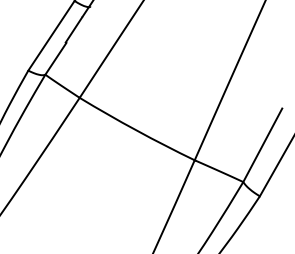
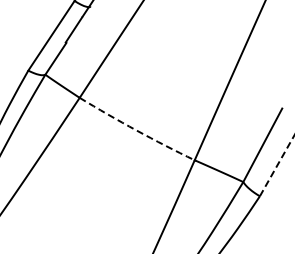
arc: solid -> dashed (136, 130)
line: solid -> dashed (277, 165)
